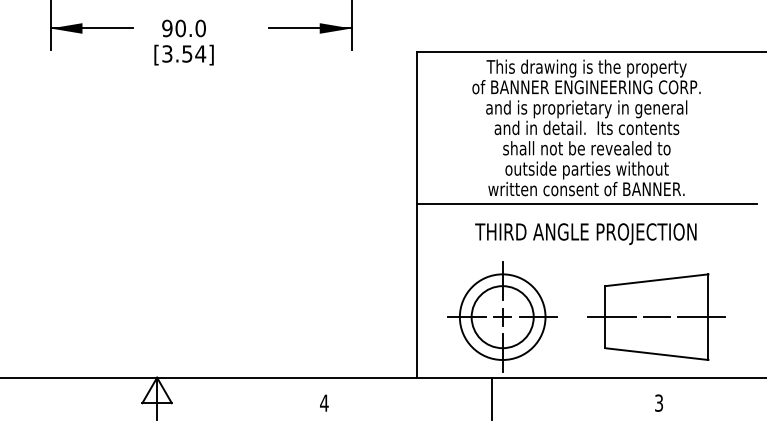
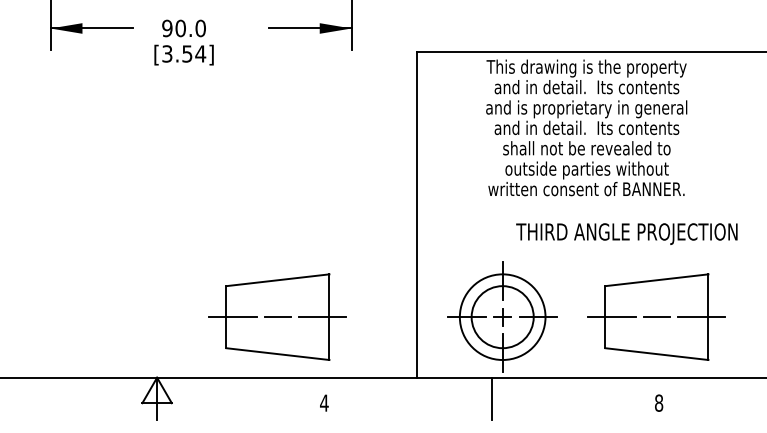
text: of BANNER ENGINEERING CORP. -> and in detail.  Its contents (586, 87)
line: present -> none (586, 204)
text position: (585, 233) -> (626, 233) (626, 233)
part: none -> present (277, 316)
text: 3 -> 8 (659, 402)
